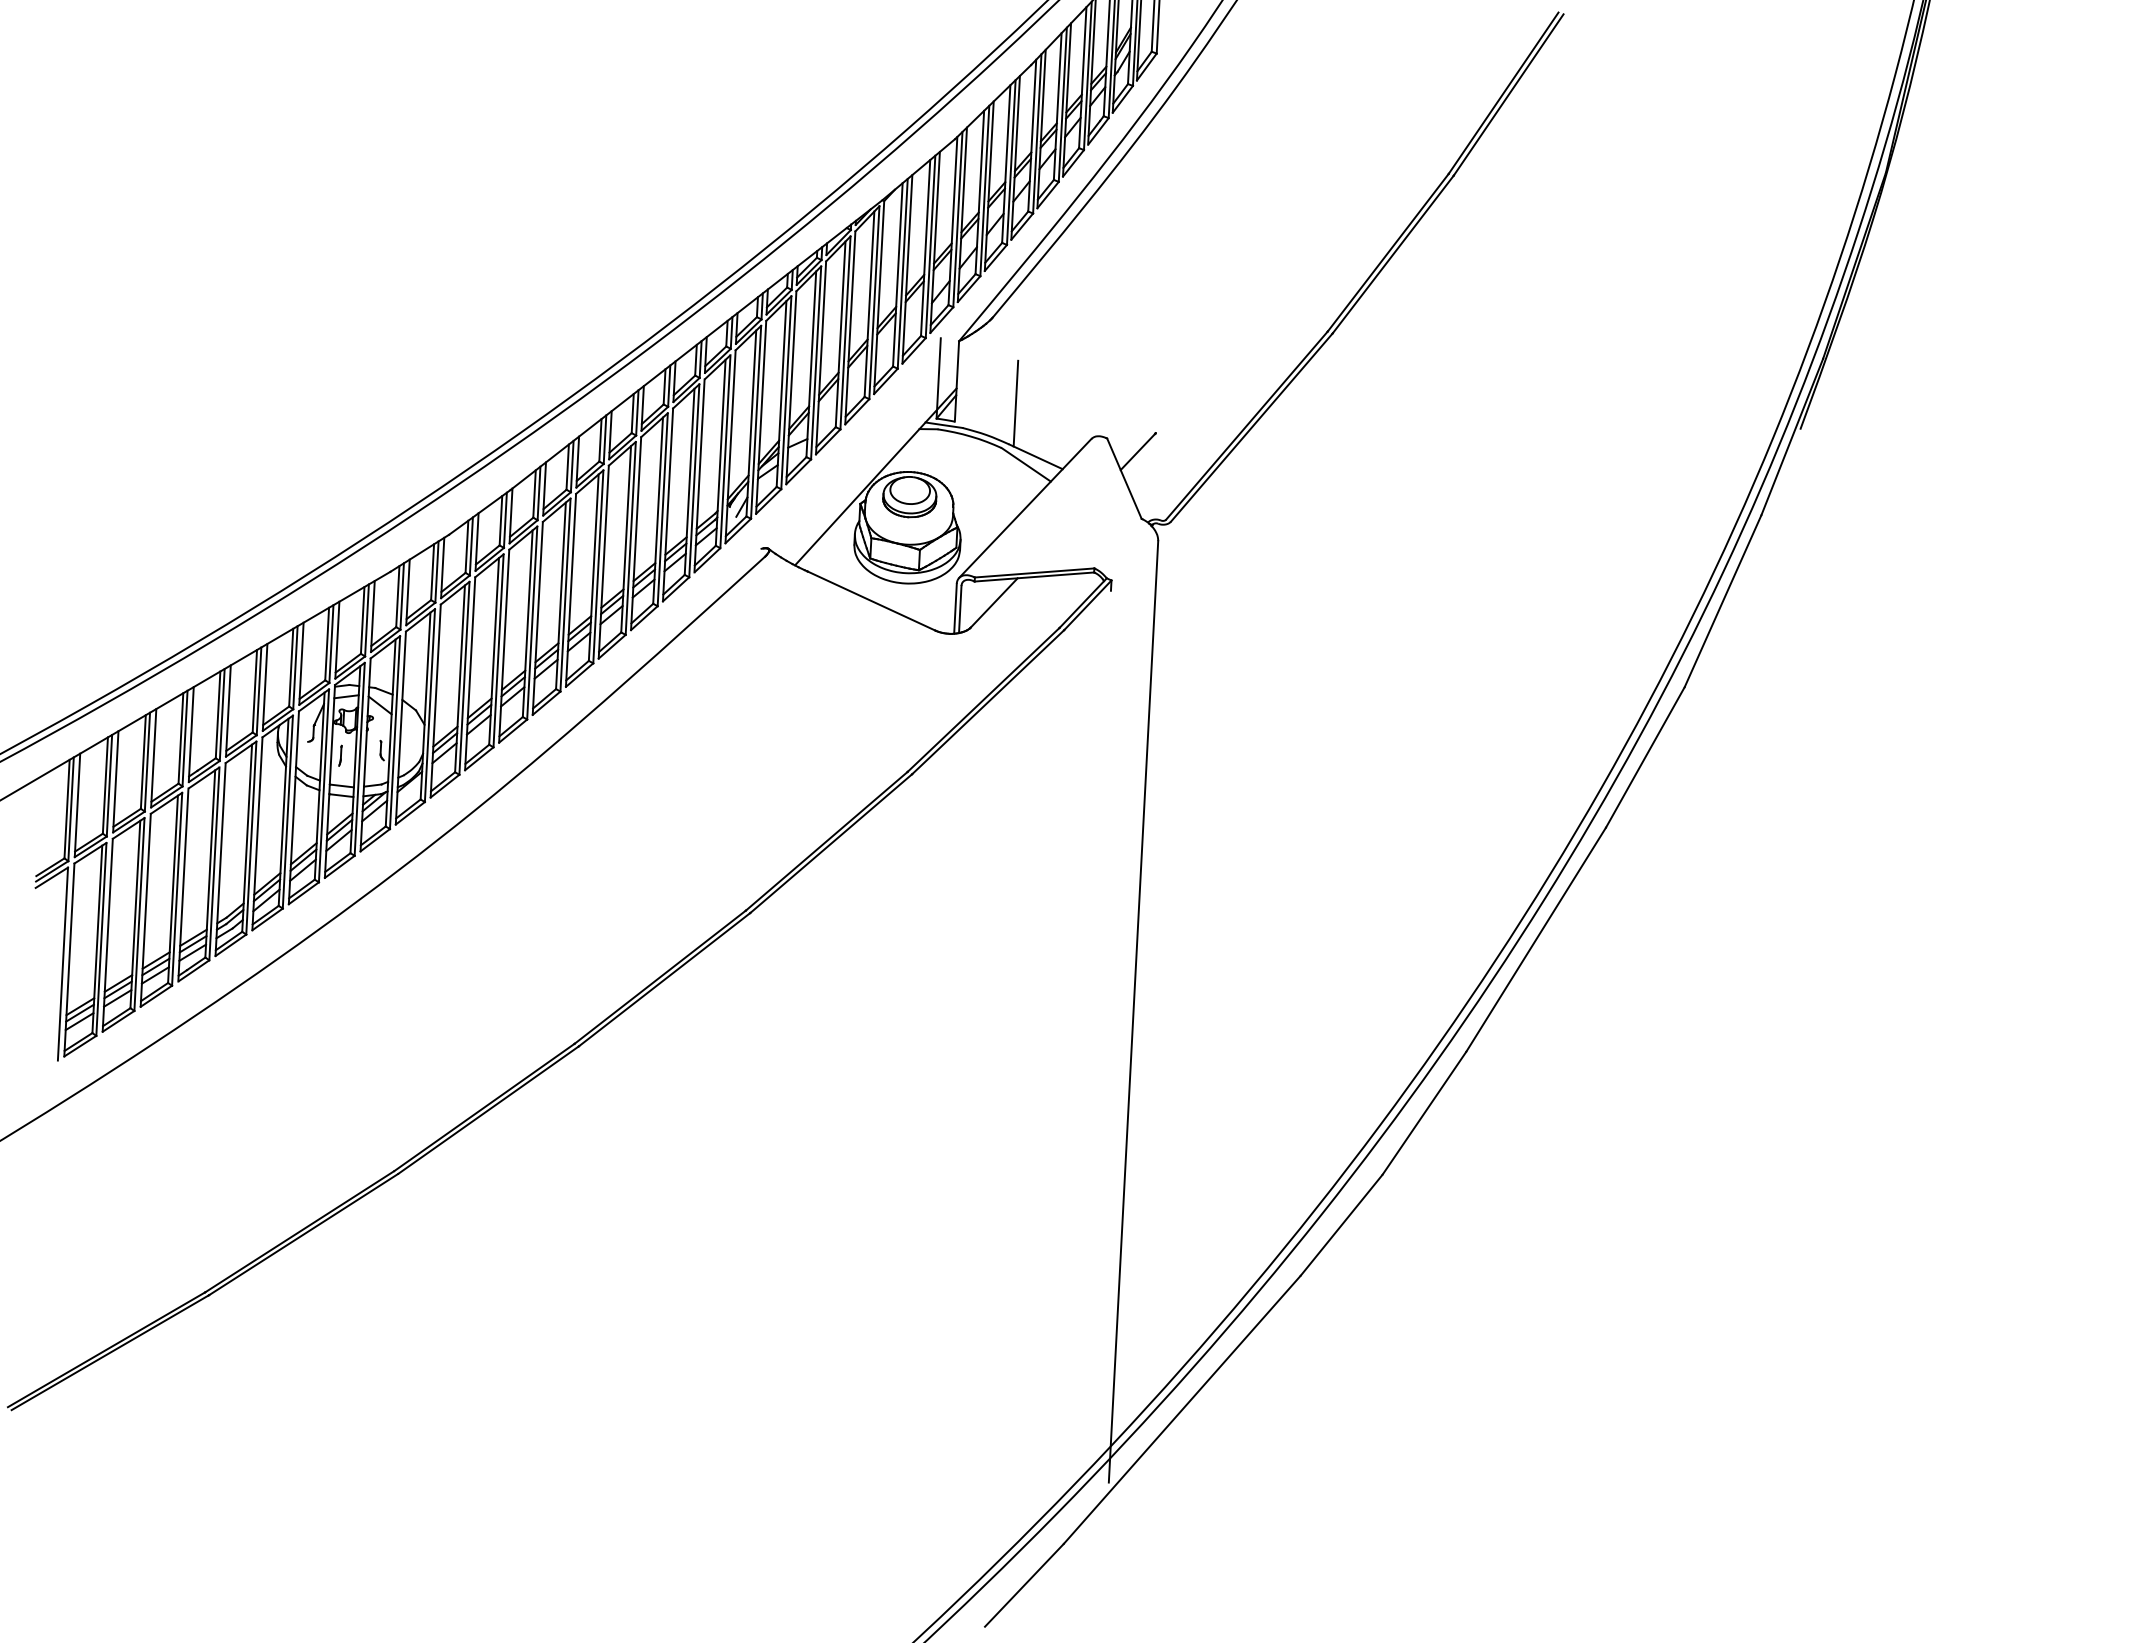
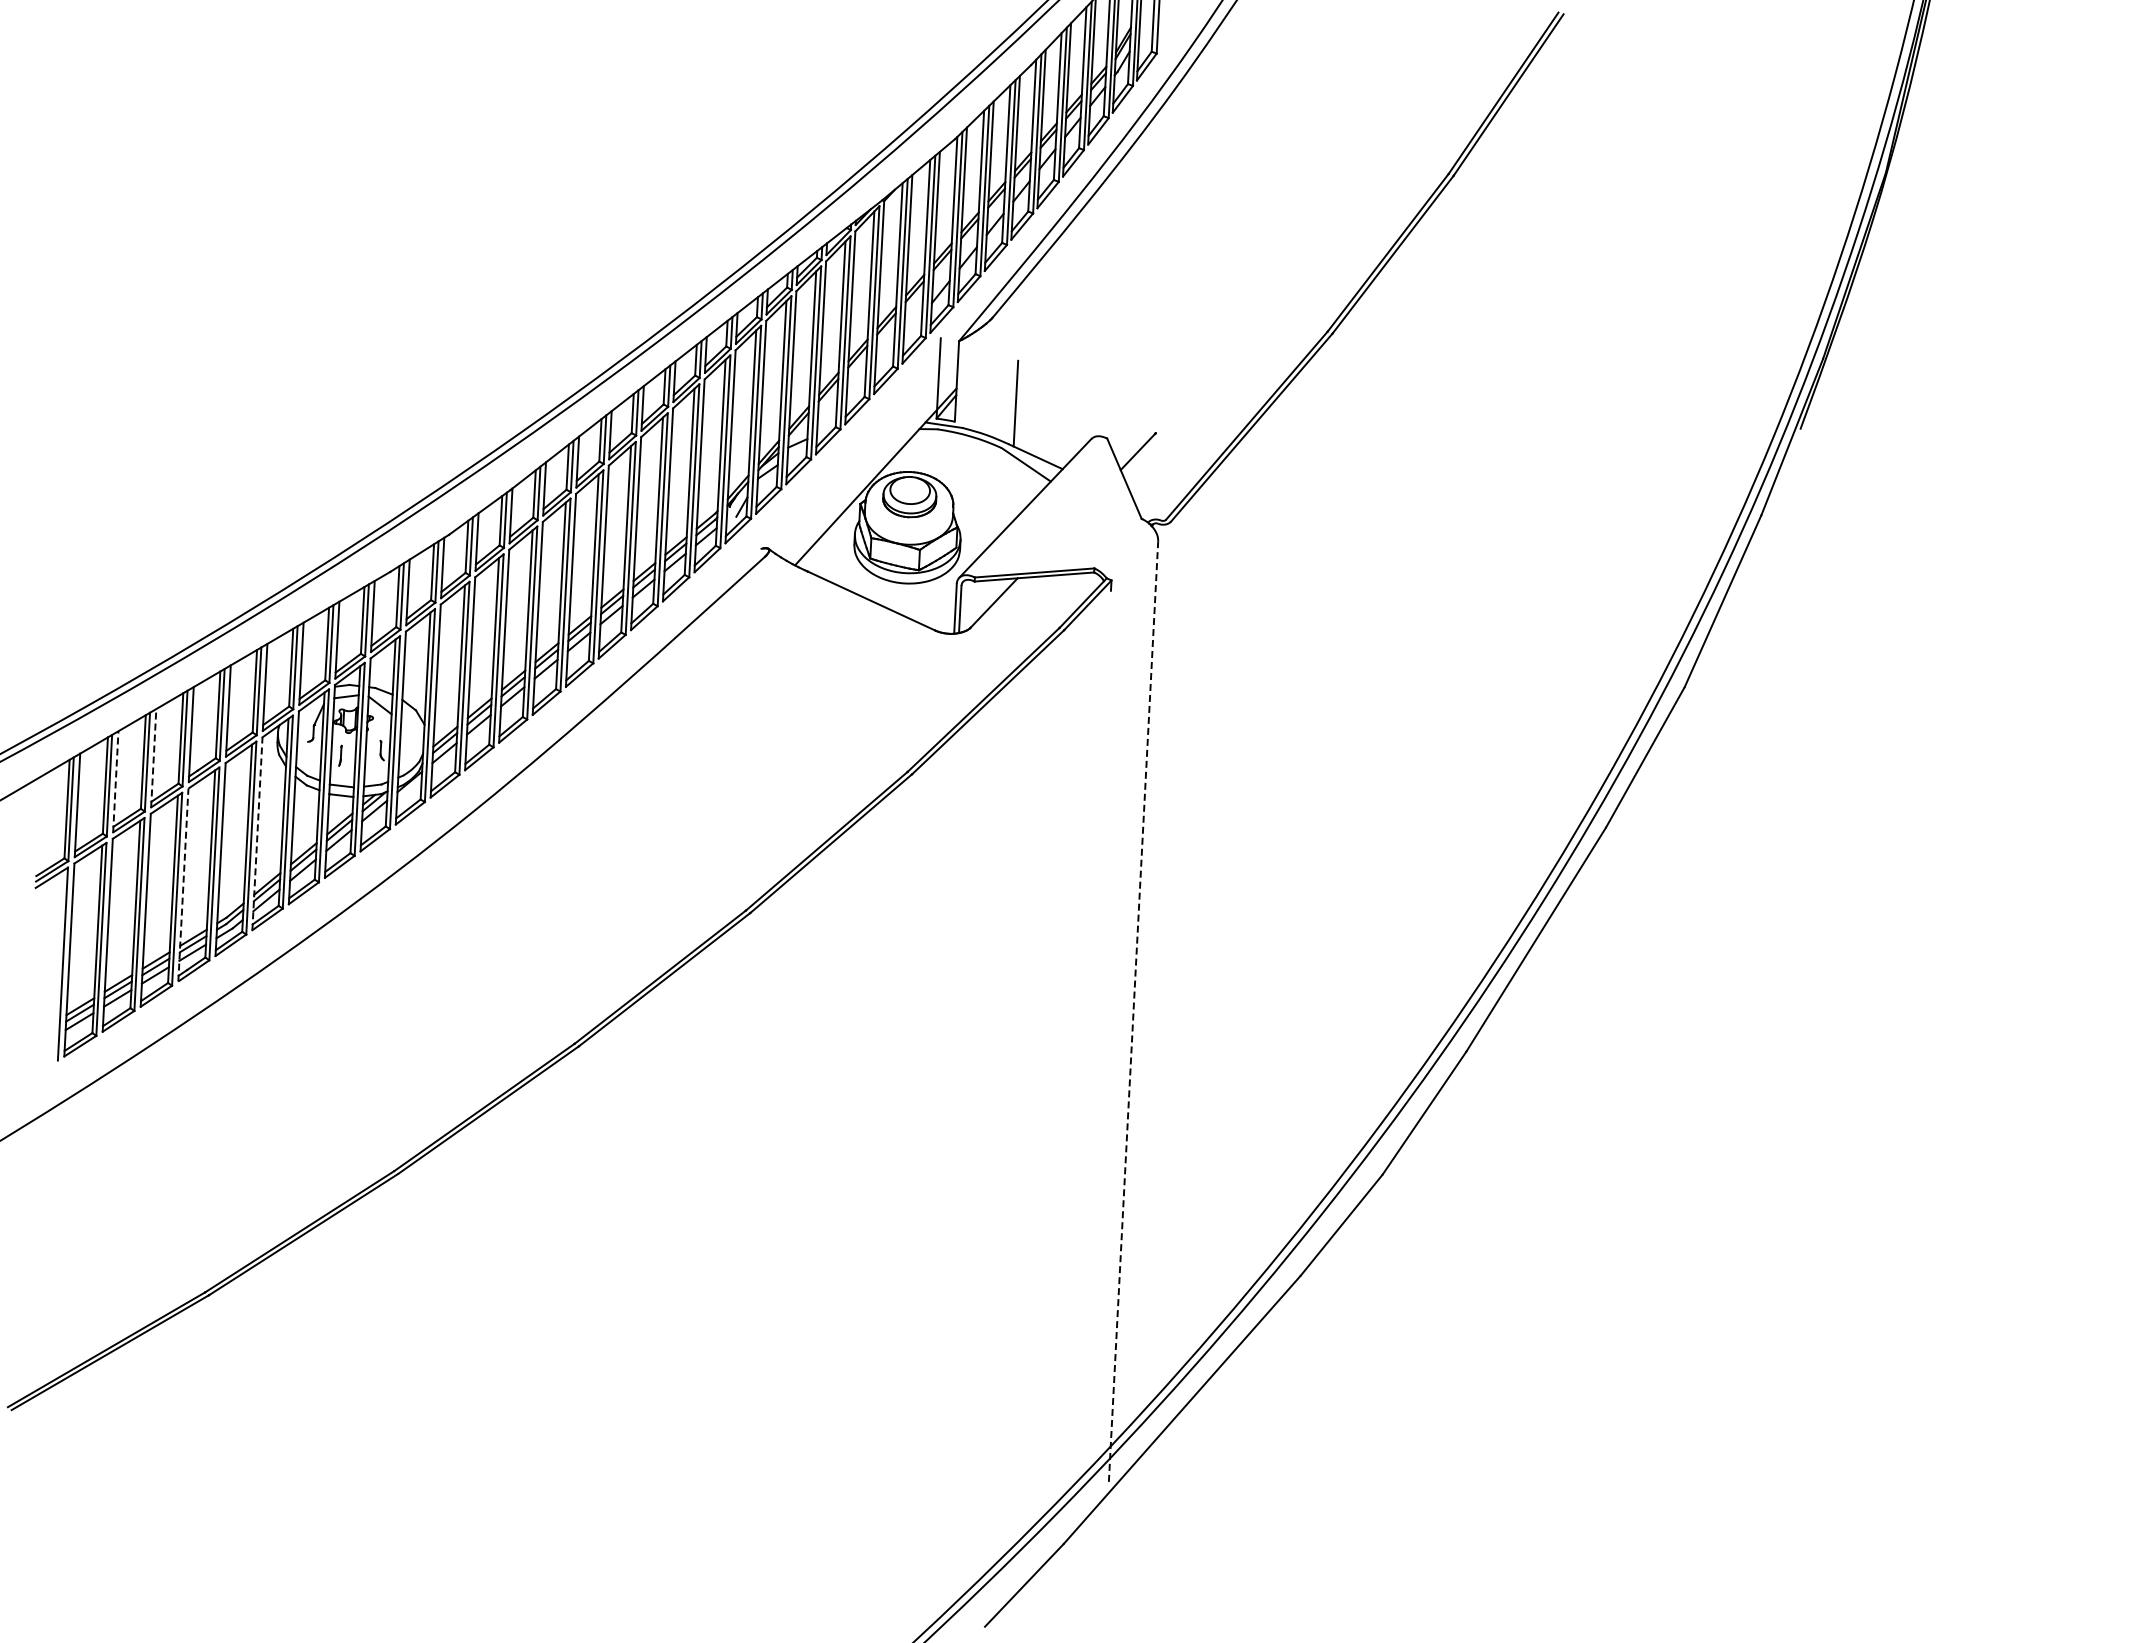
line: solid -> dashed (153, 757)
line: solid -> dashed (115, 781)
line: solid -> dashed (257, 833)
line: solid -> dashed (183, 885)
line: solid -> dashed (1133, 1012)
